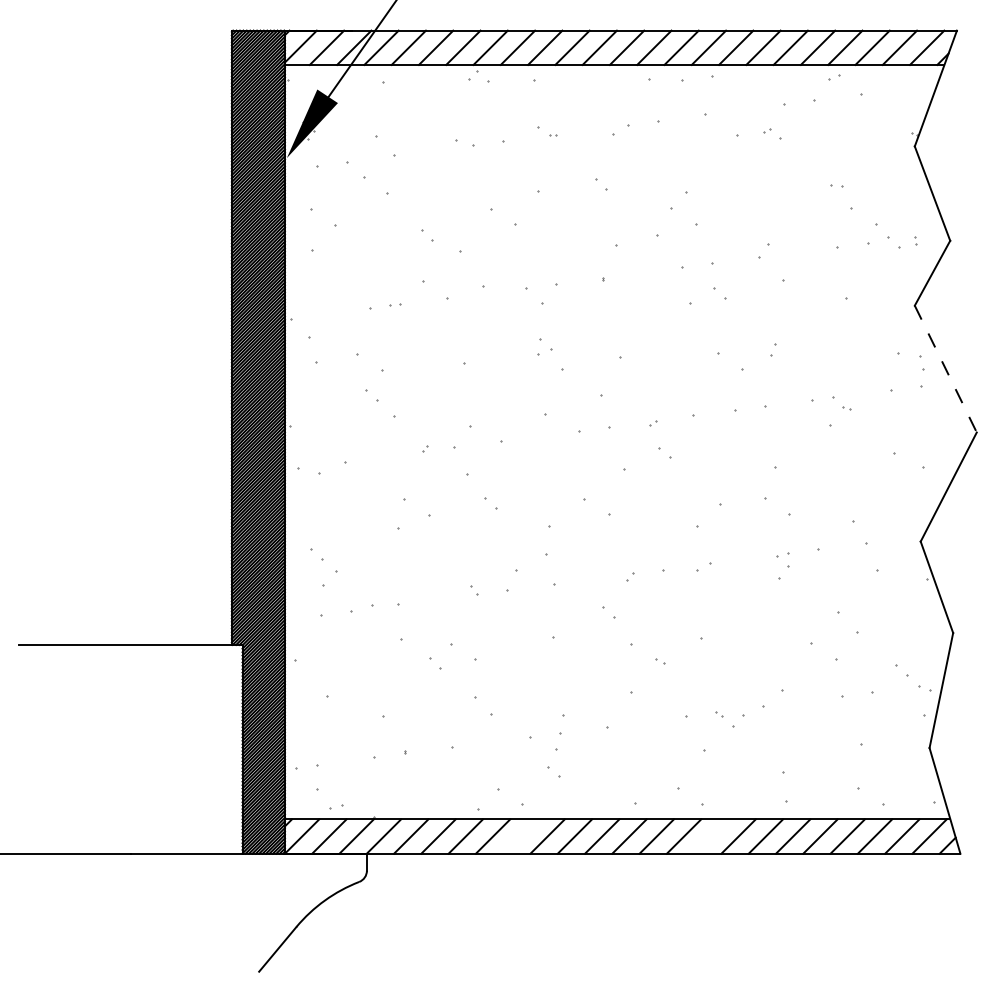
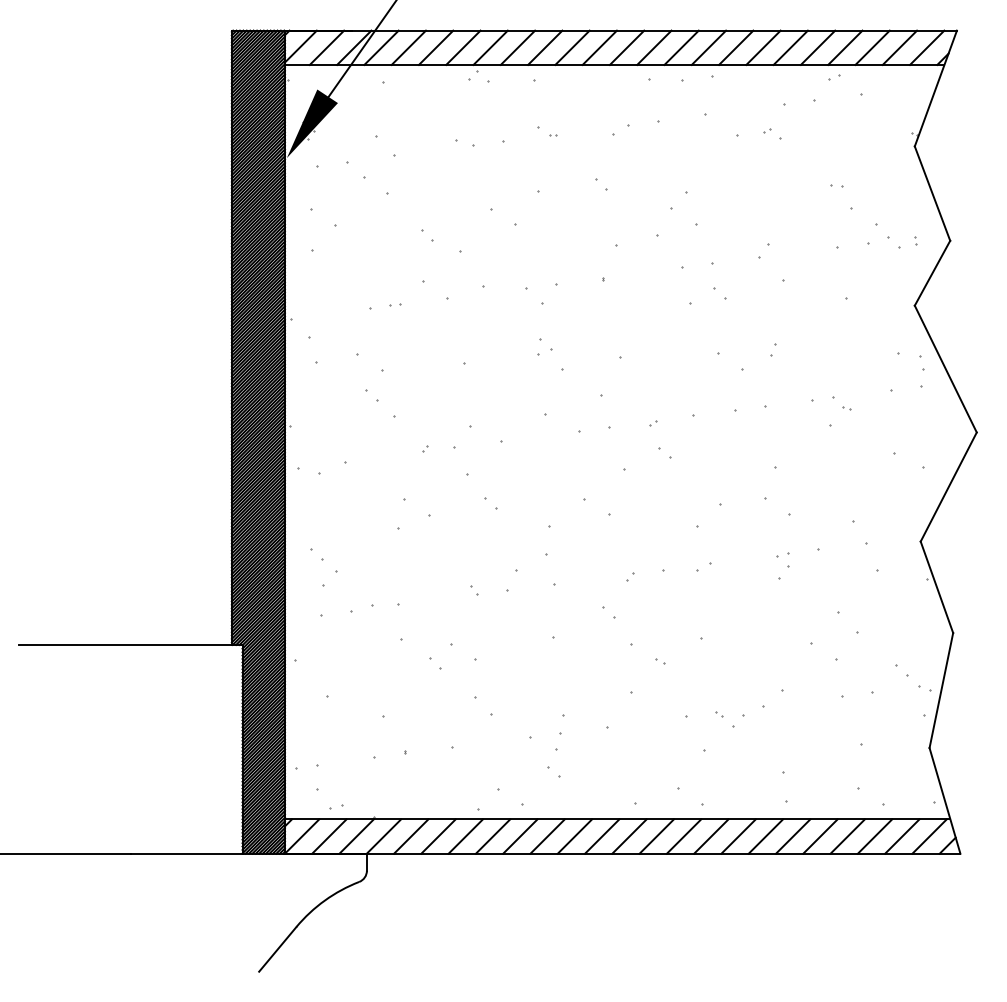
line: dashed -> solid (945, 369)
line: none -> present (520, 836)
line: none -> present (711, 836)
